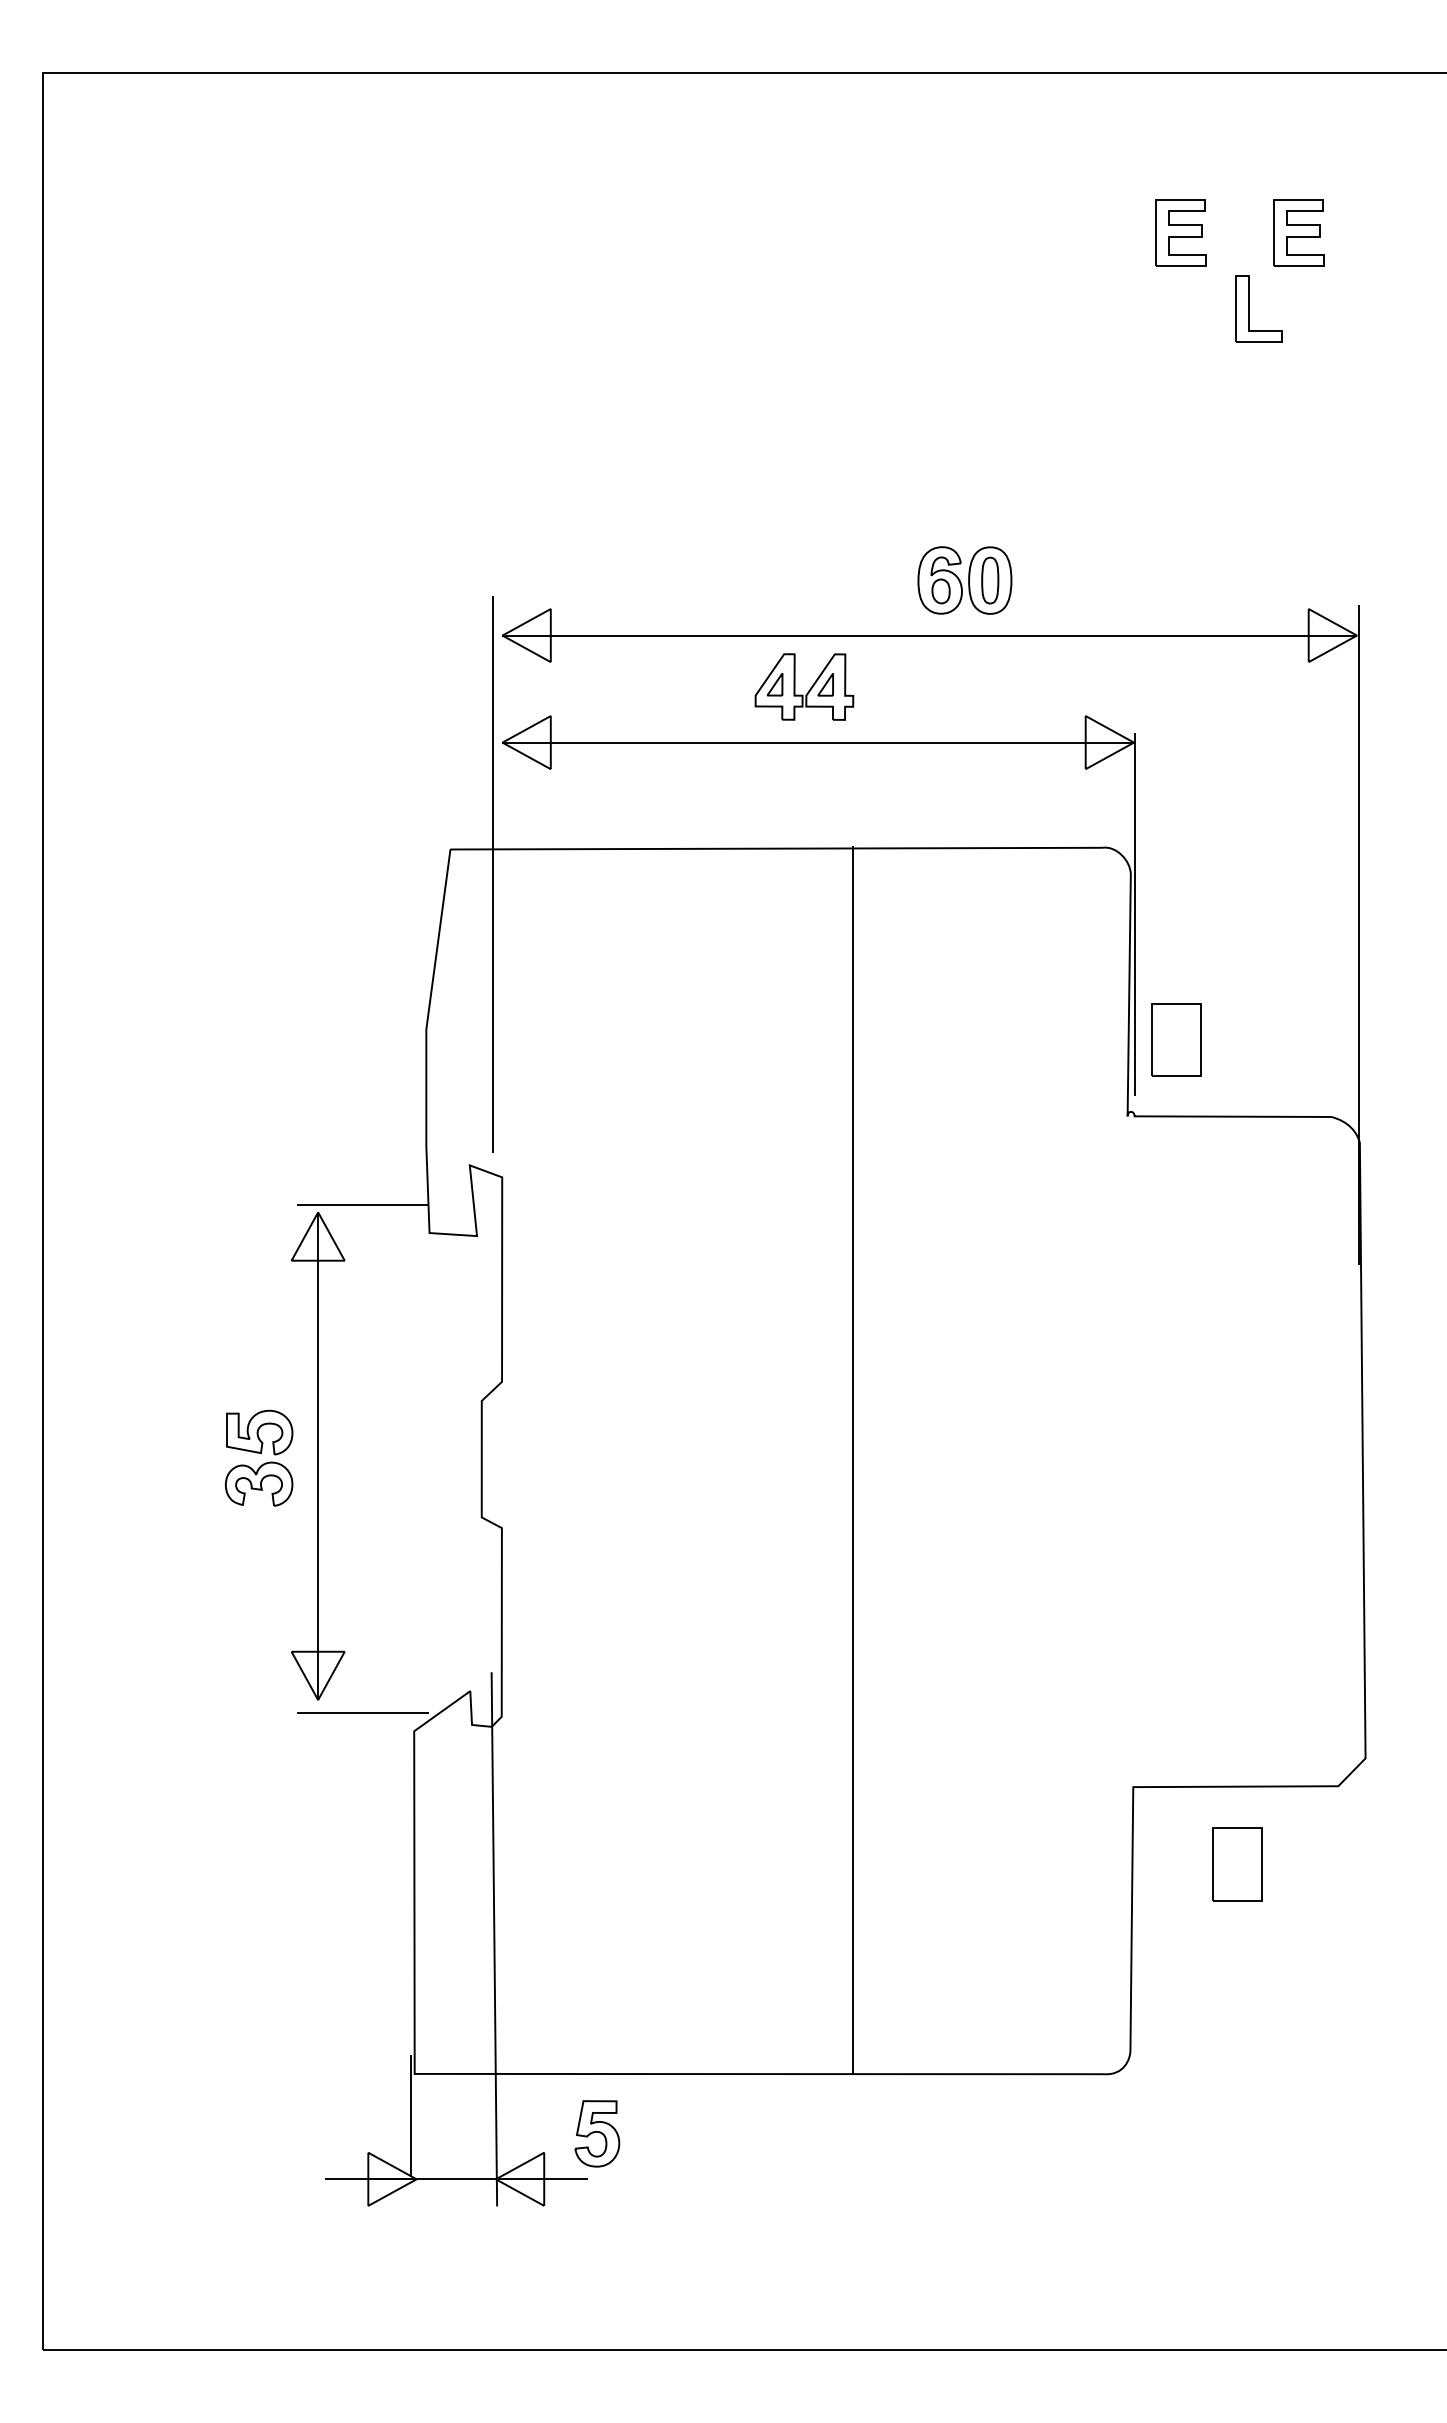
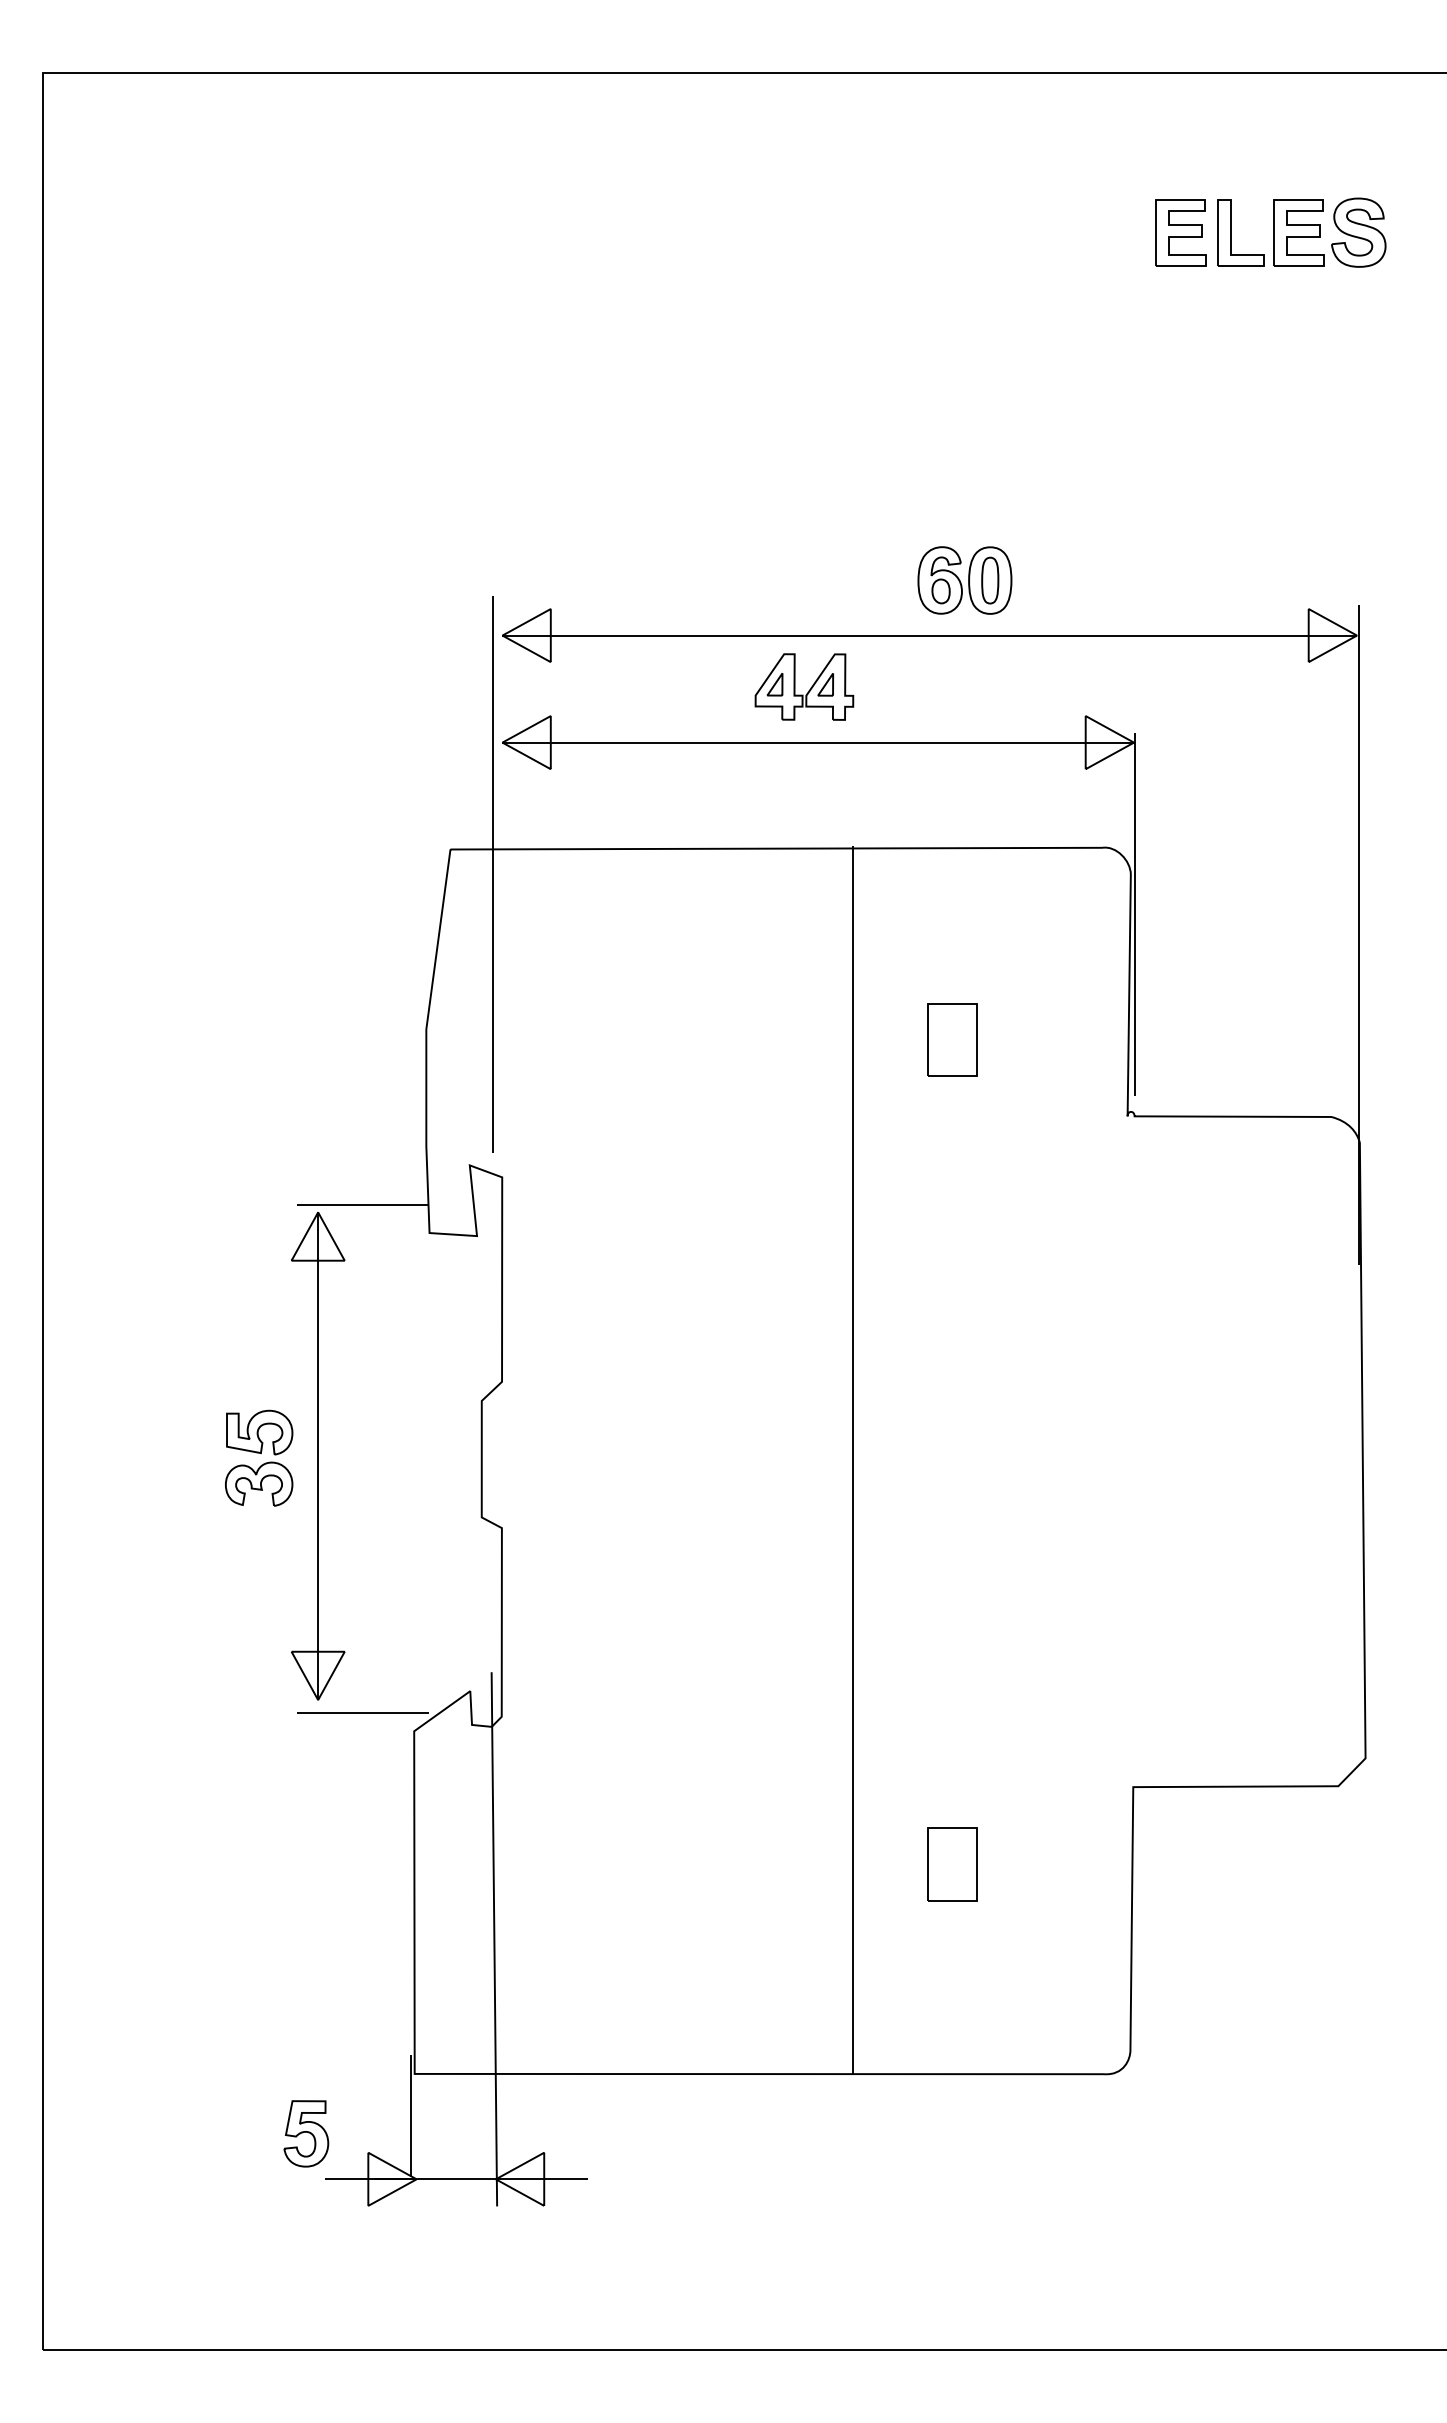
part: none -> present (1358, 232)
part position: (1249, 308) -> (1231, 232) (1231, 232)
part position: (1176, 1039) -> (952, 1039) (952, 1039)
part position: (1237, 1864) -> (952, 1864) (952, 1864)
part position: (597, 2133) -> (306, 2133) (306, 2133)
